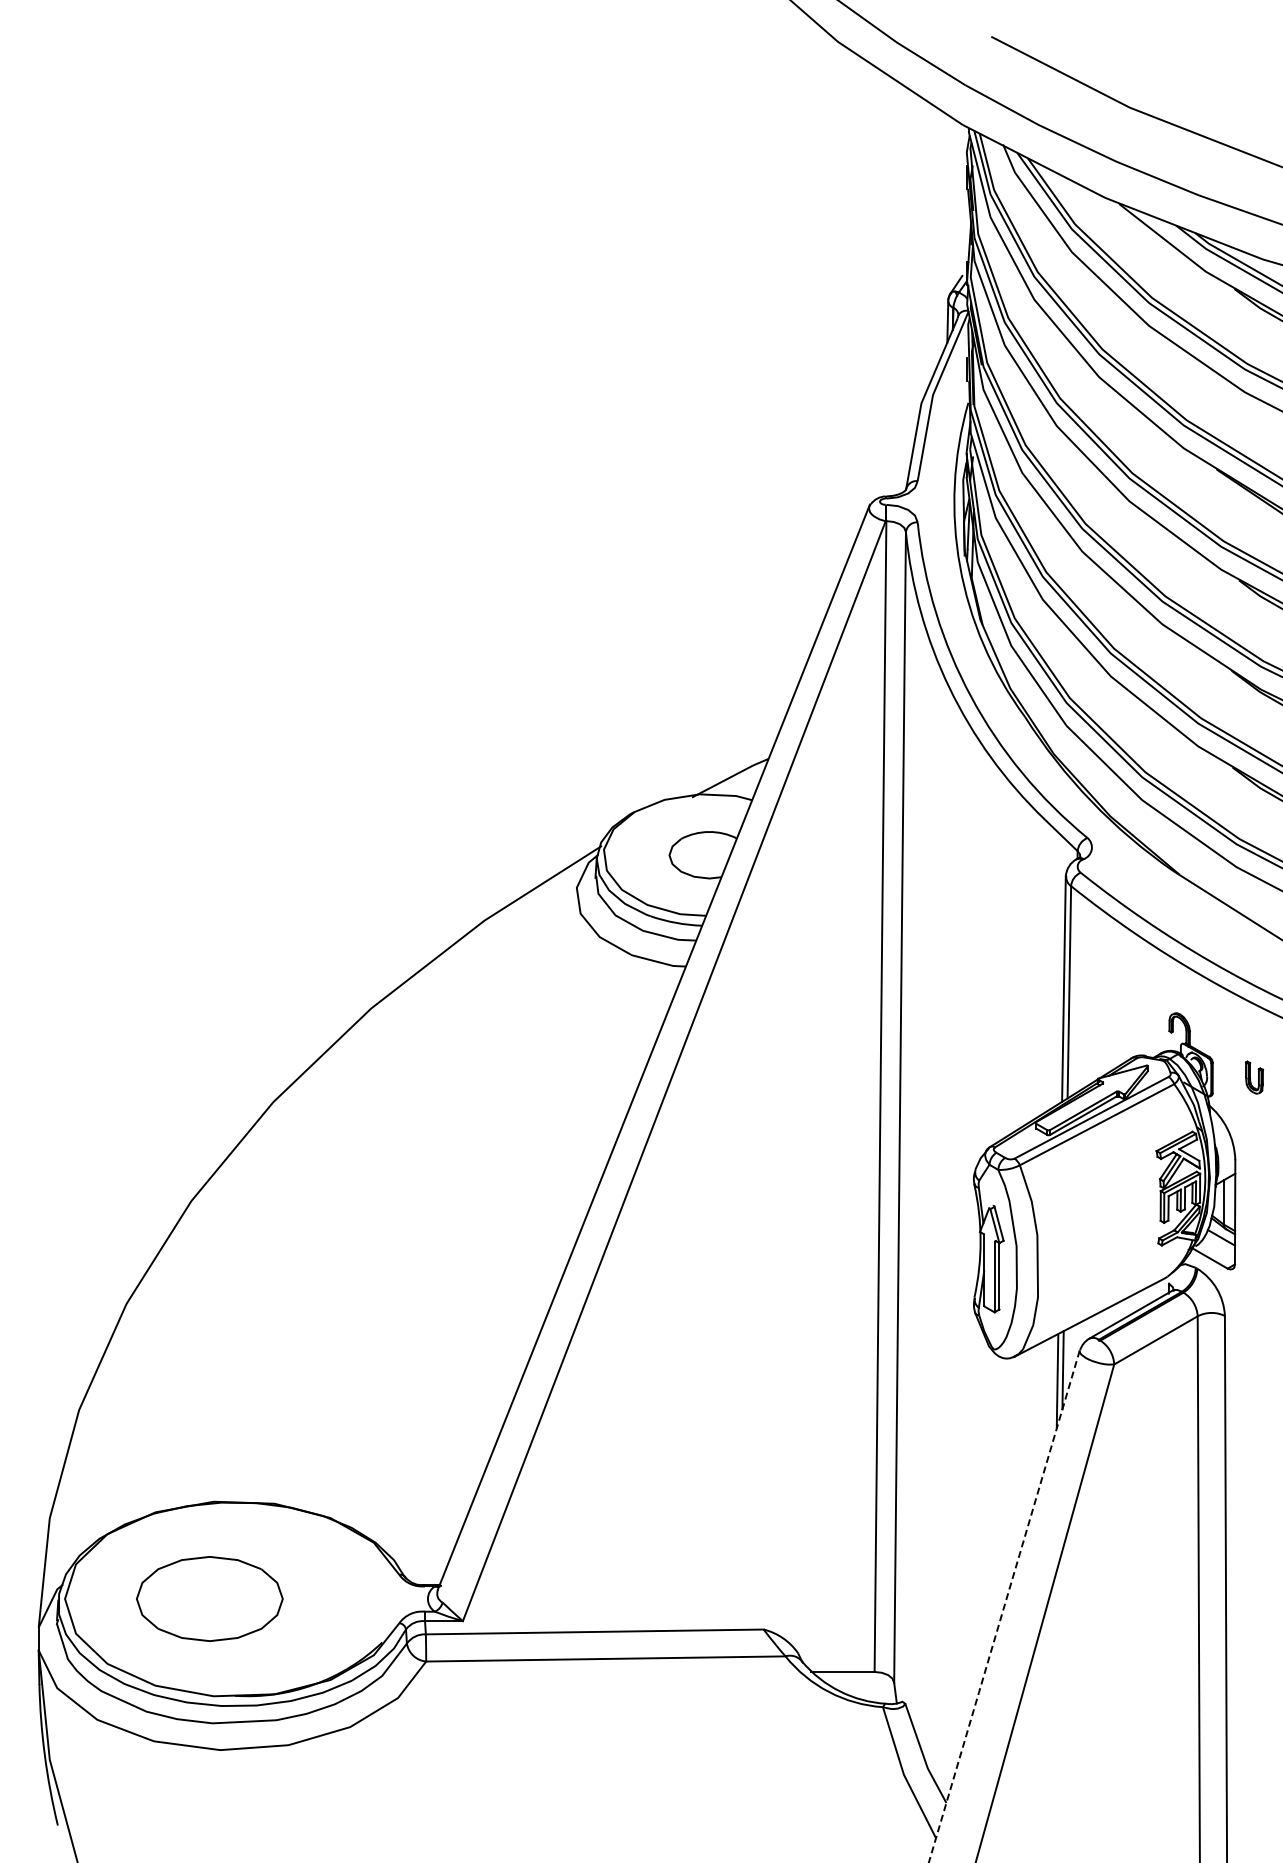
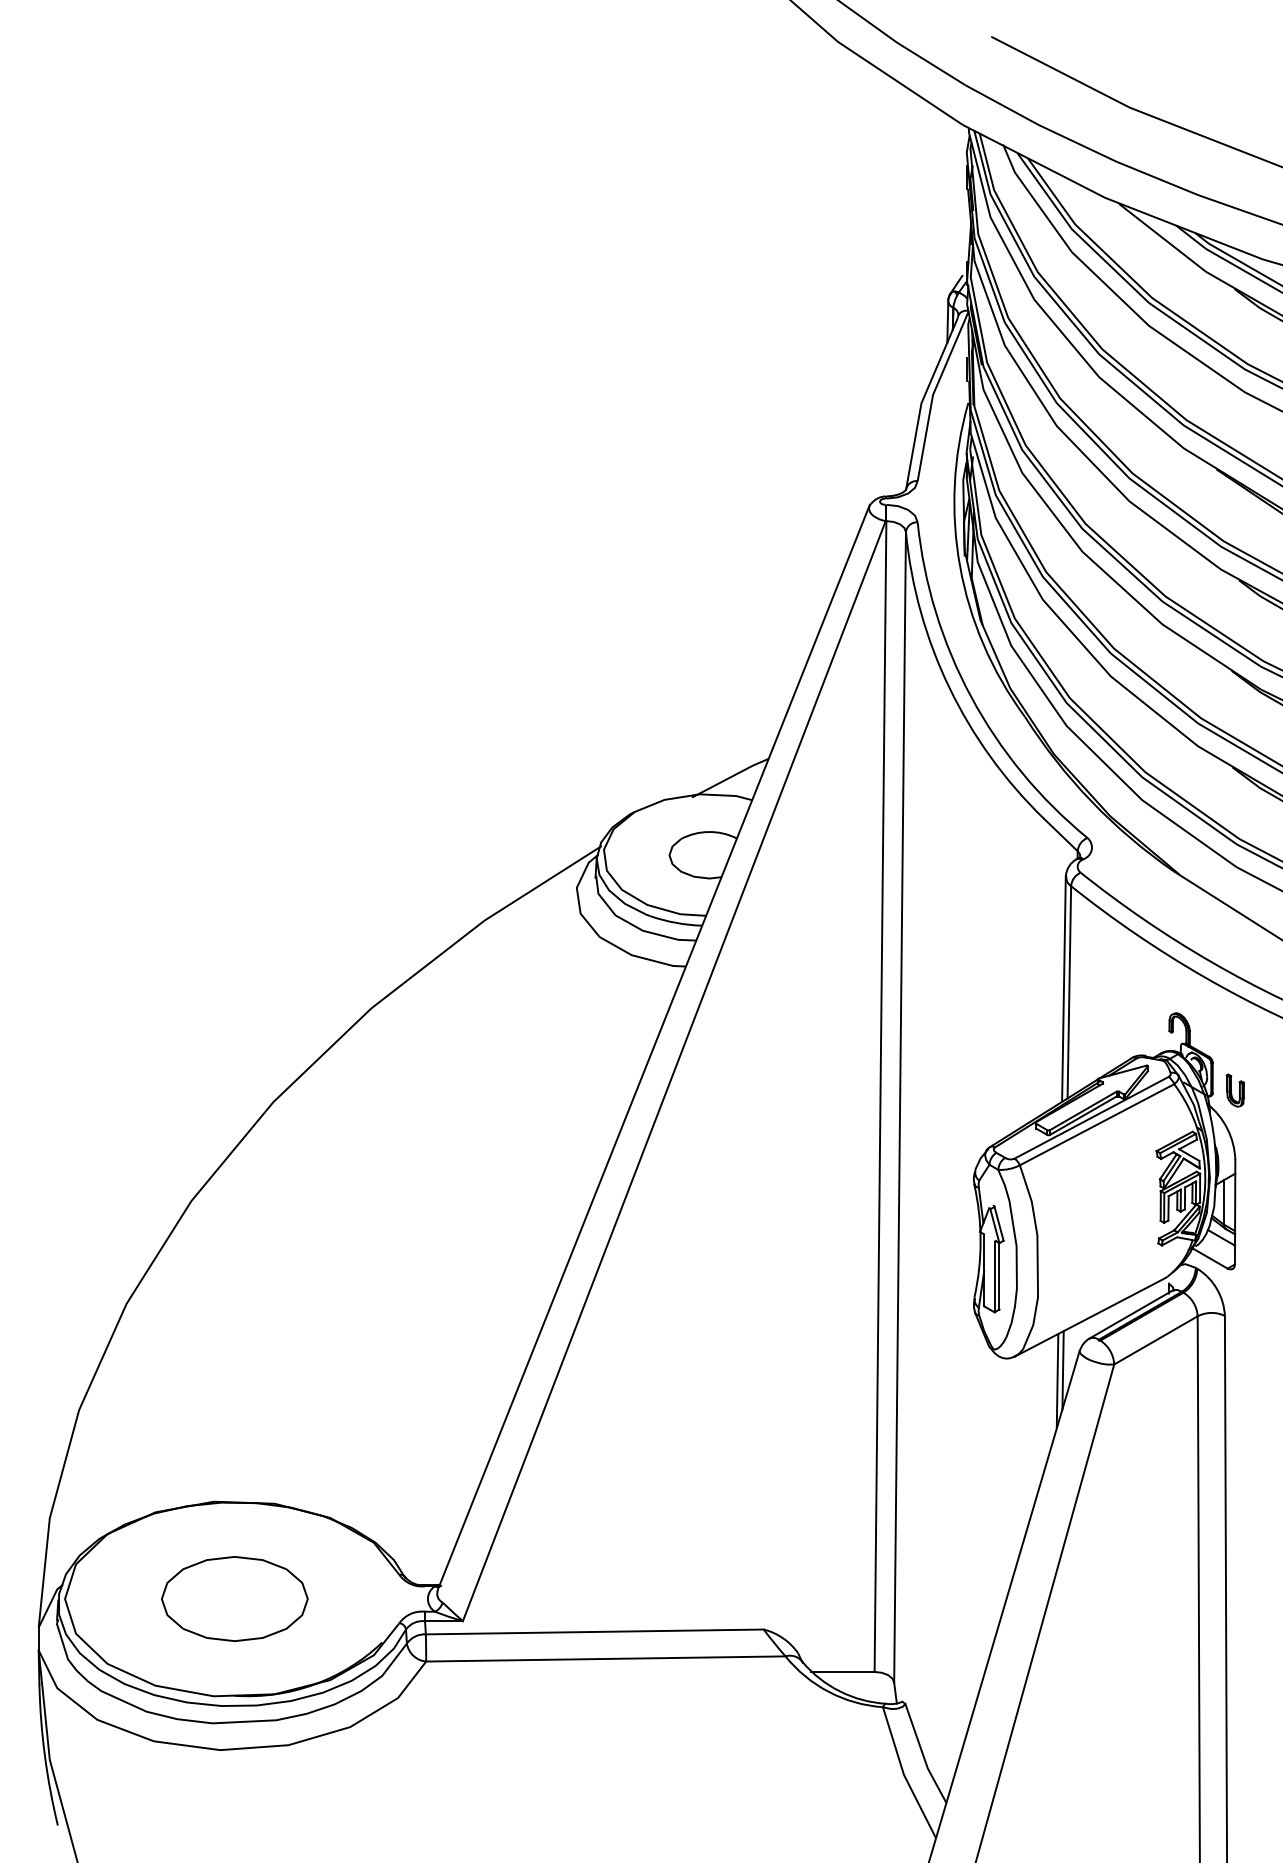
part position: (1253, 1077) -> (1234, 1090) (1234, 1090)
part position: (209, 1598) -> (234, 1598) (234, 1598)
line: dashed -> solid (1004, 1606)
